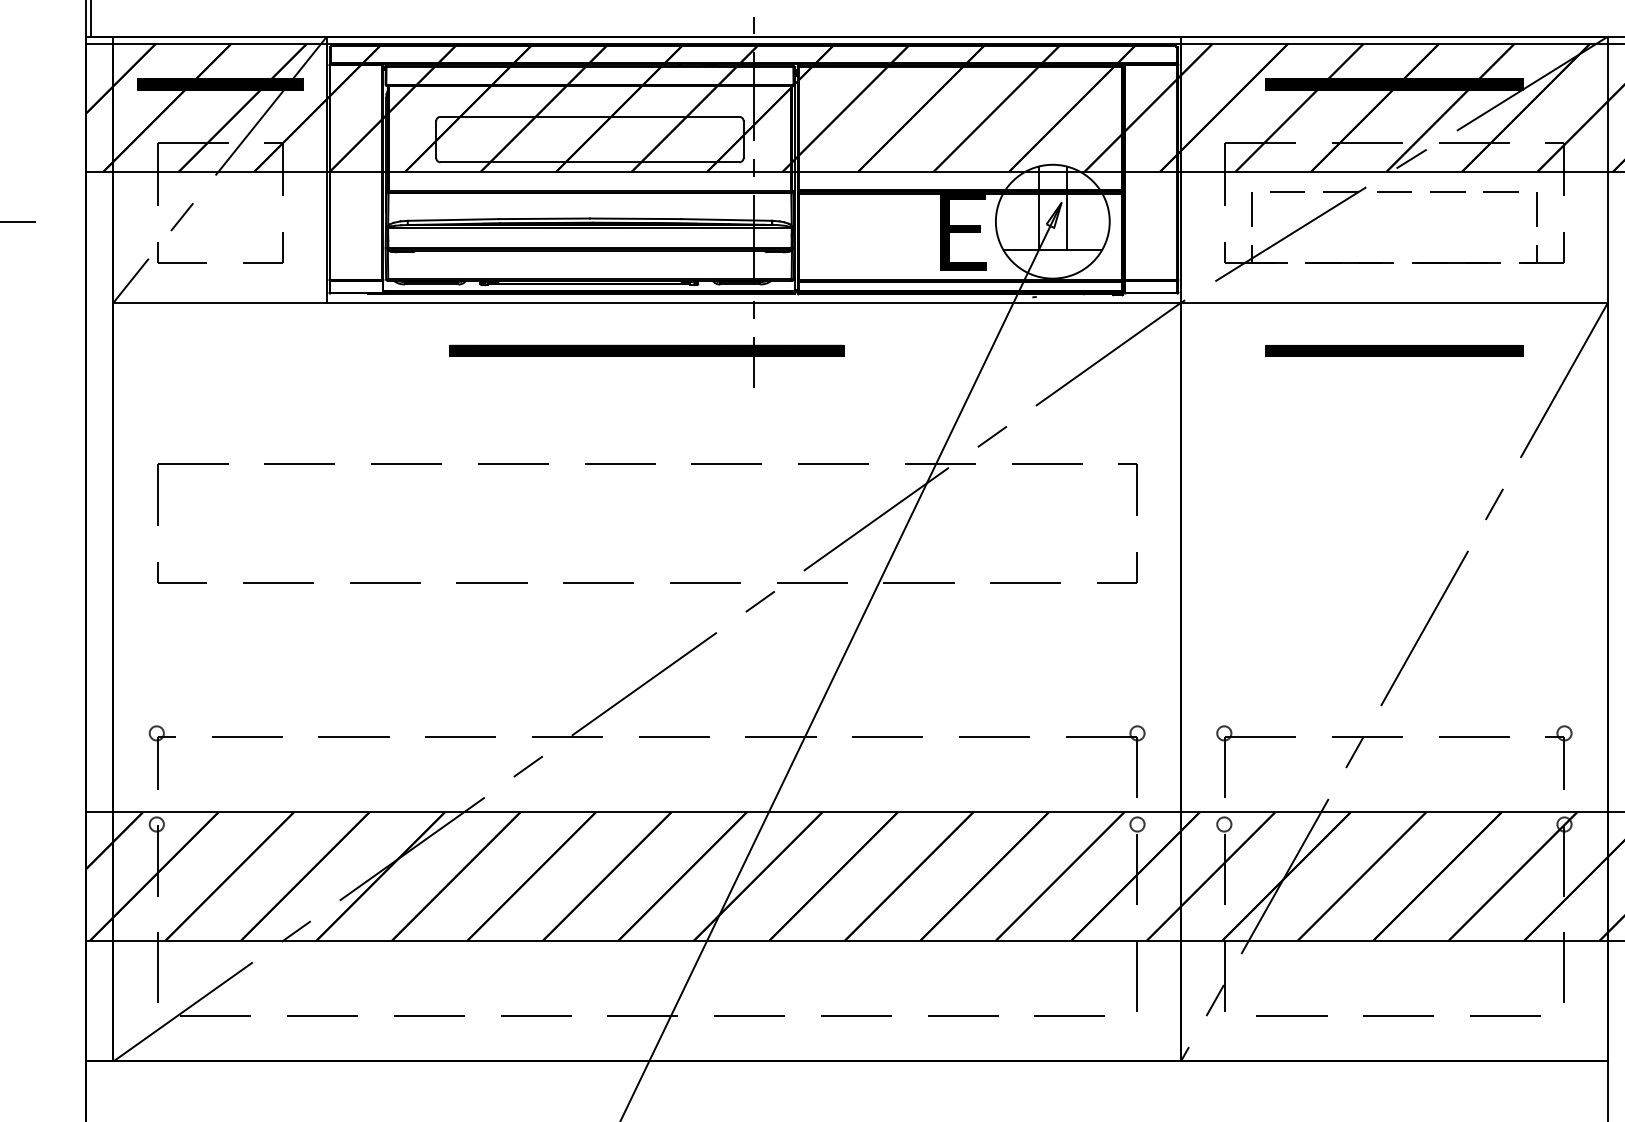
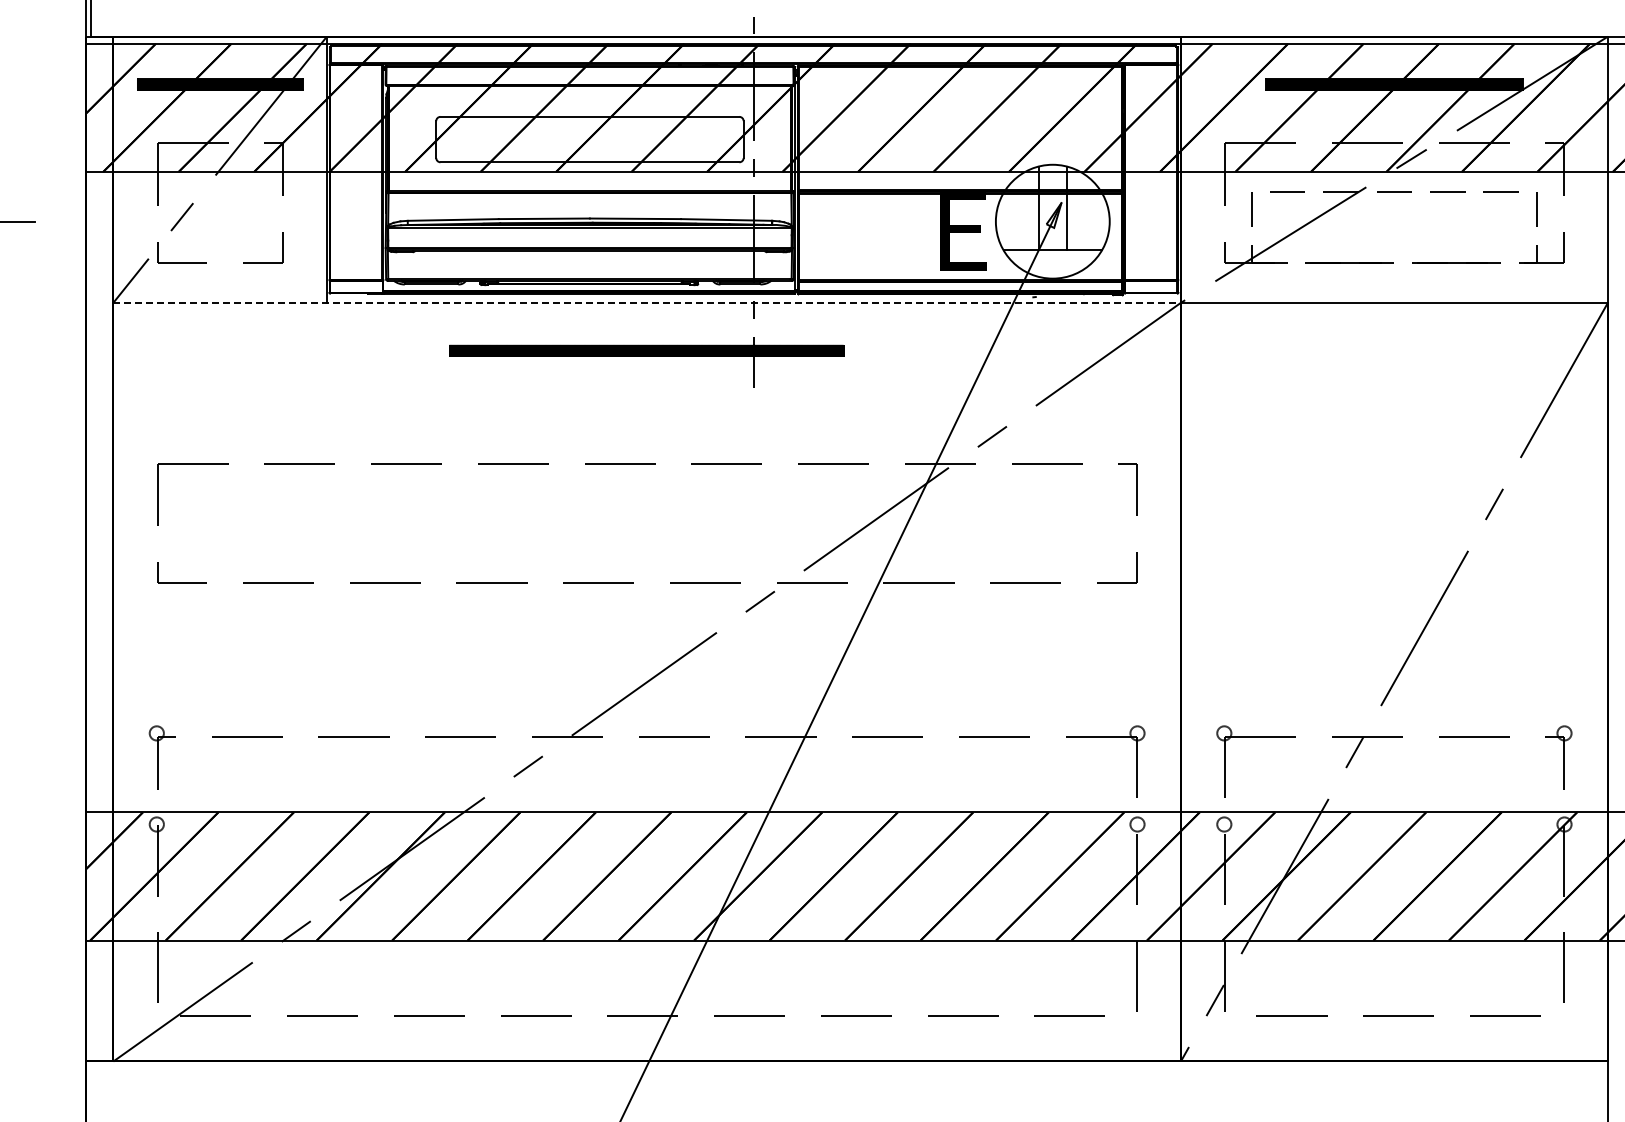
line: solid -> dashed (647, 302)
part: present -> none (1394, 350)
